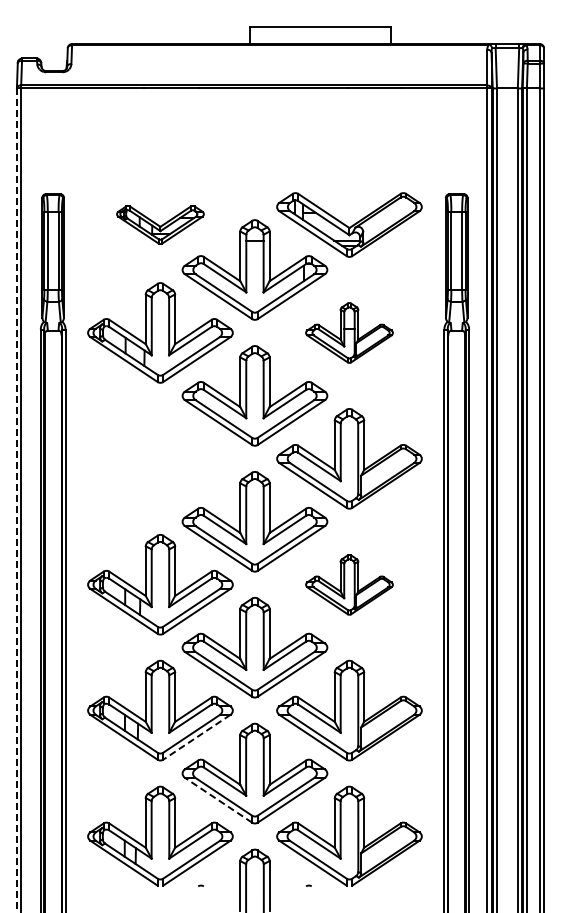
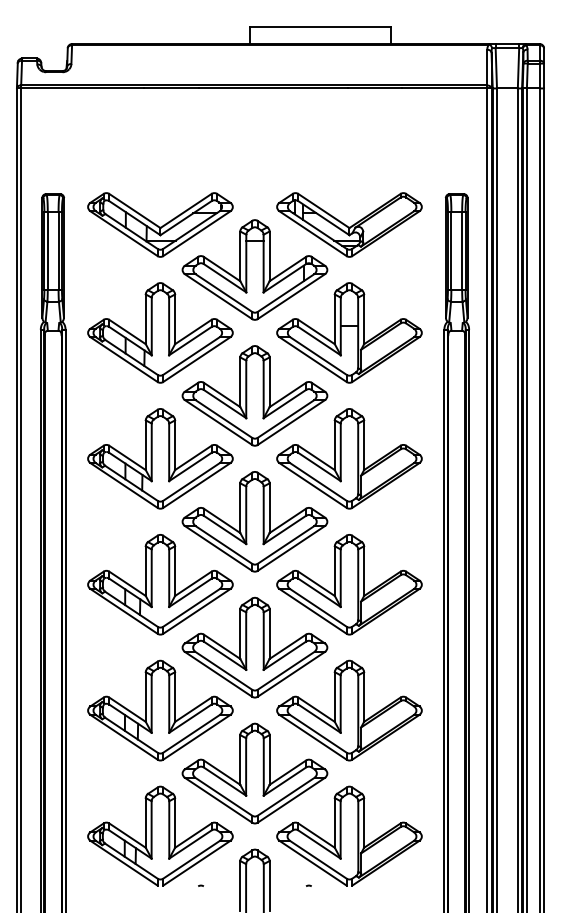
part size: 89x40 px -> 147x66 px (160, 224)
part size: 89x62 px -> 147x102 px (349, 332)
part: none -> present (160, 458)
line: dashed -> solid (16, 501)
part size: 89x62 px -> 147x102 px (349, 584)
line: dashed -> solid (196, 737)
line: dashed -> solid (218, 799)
